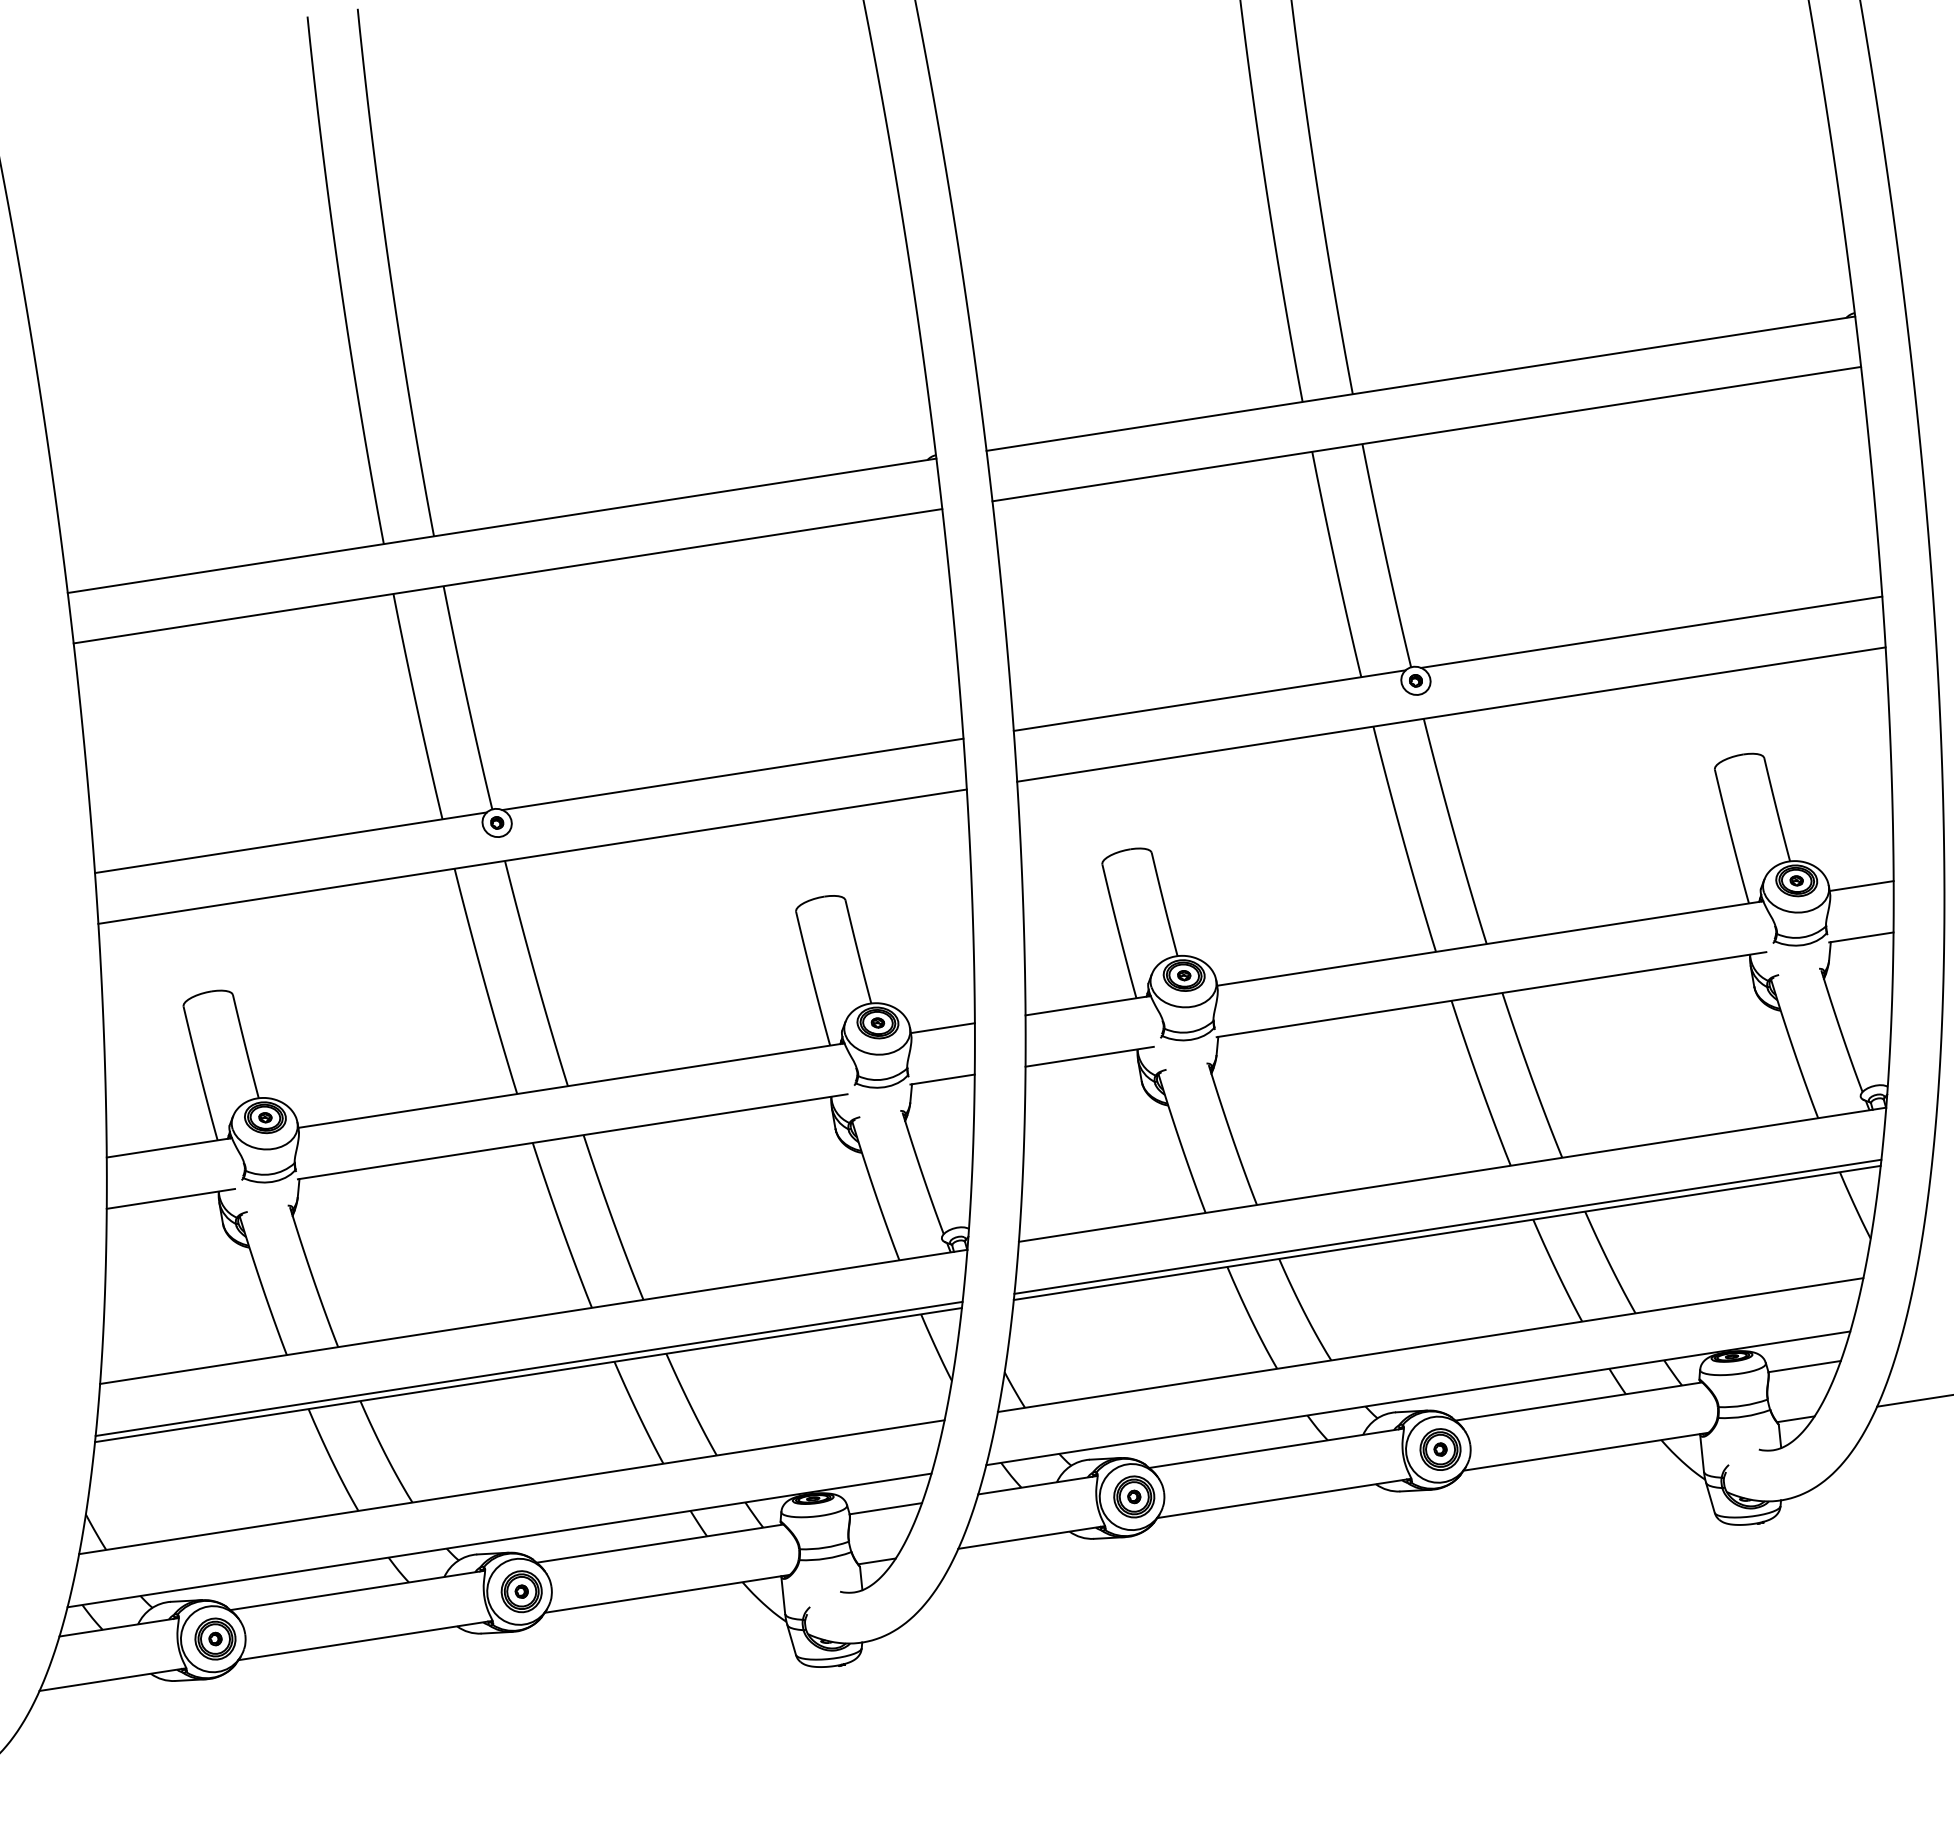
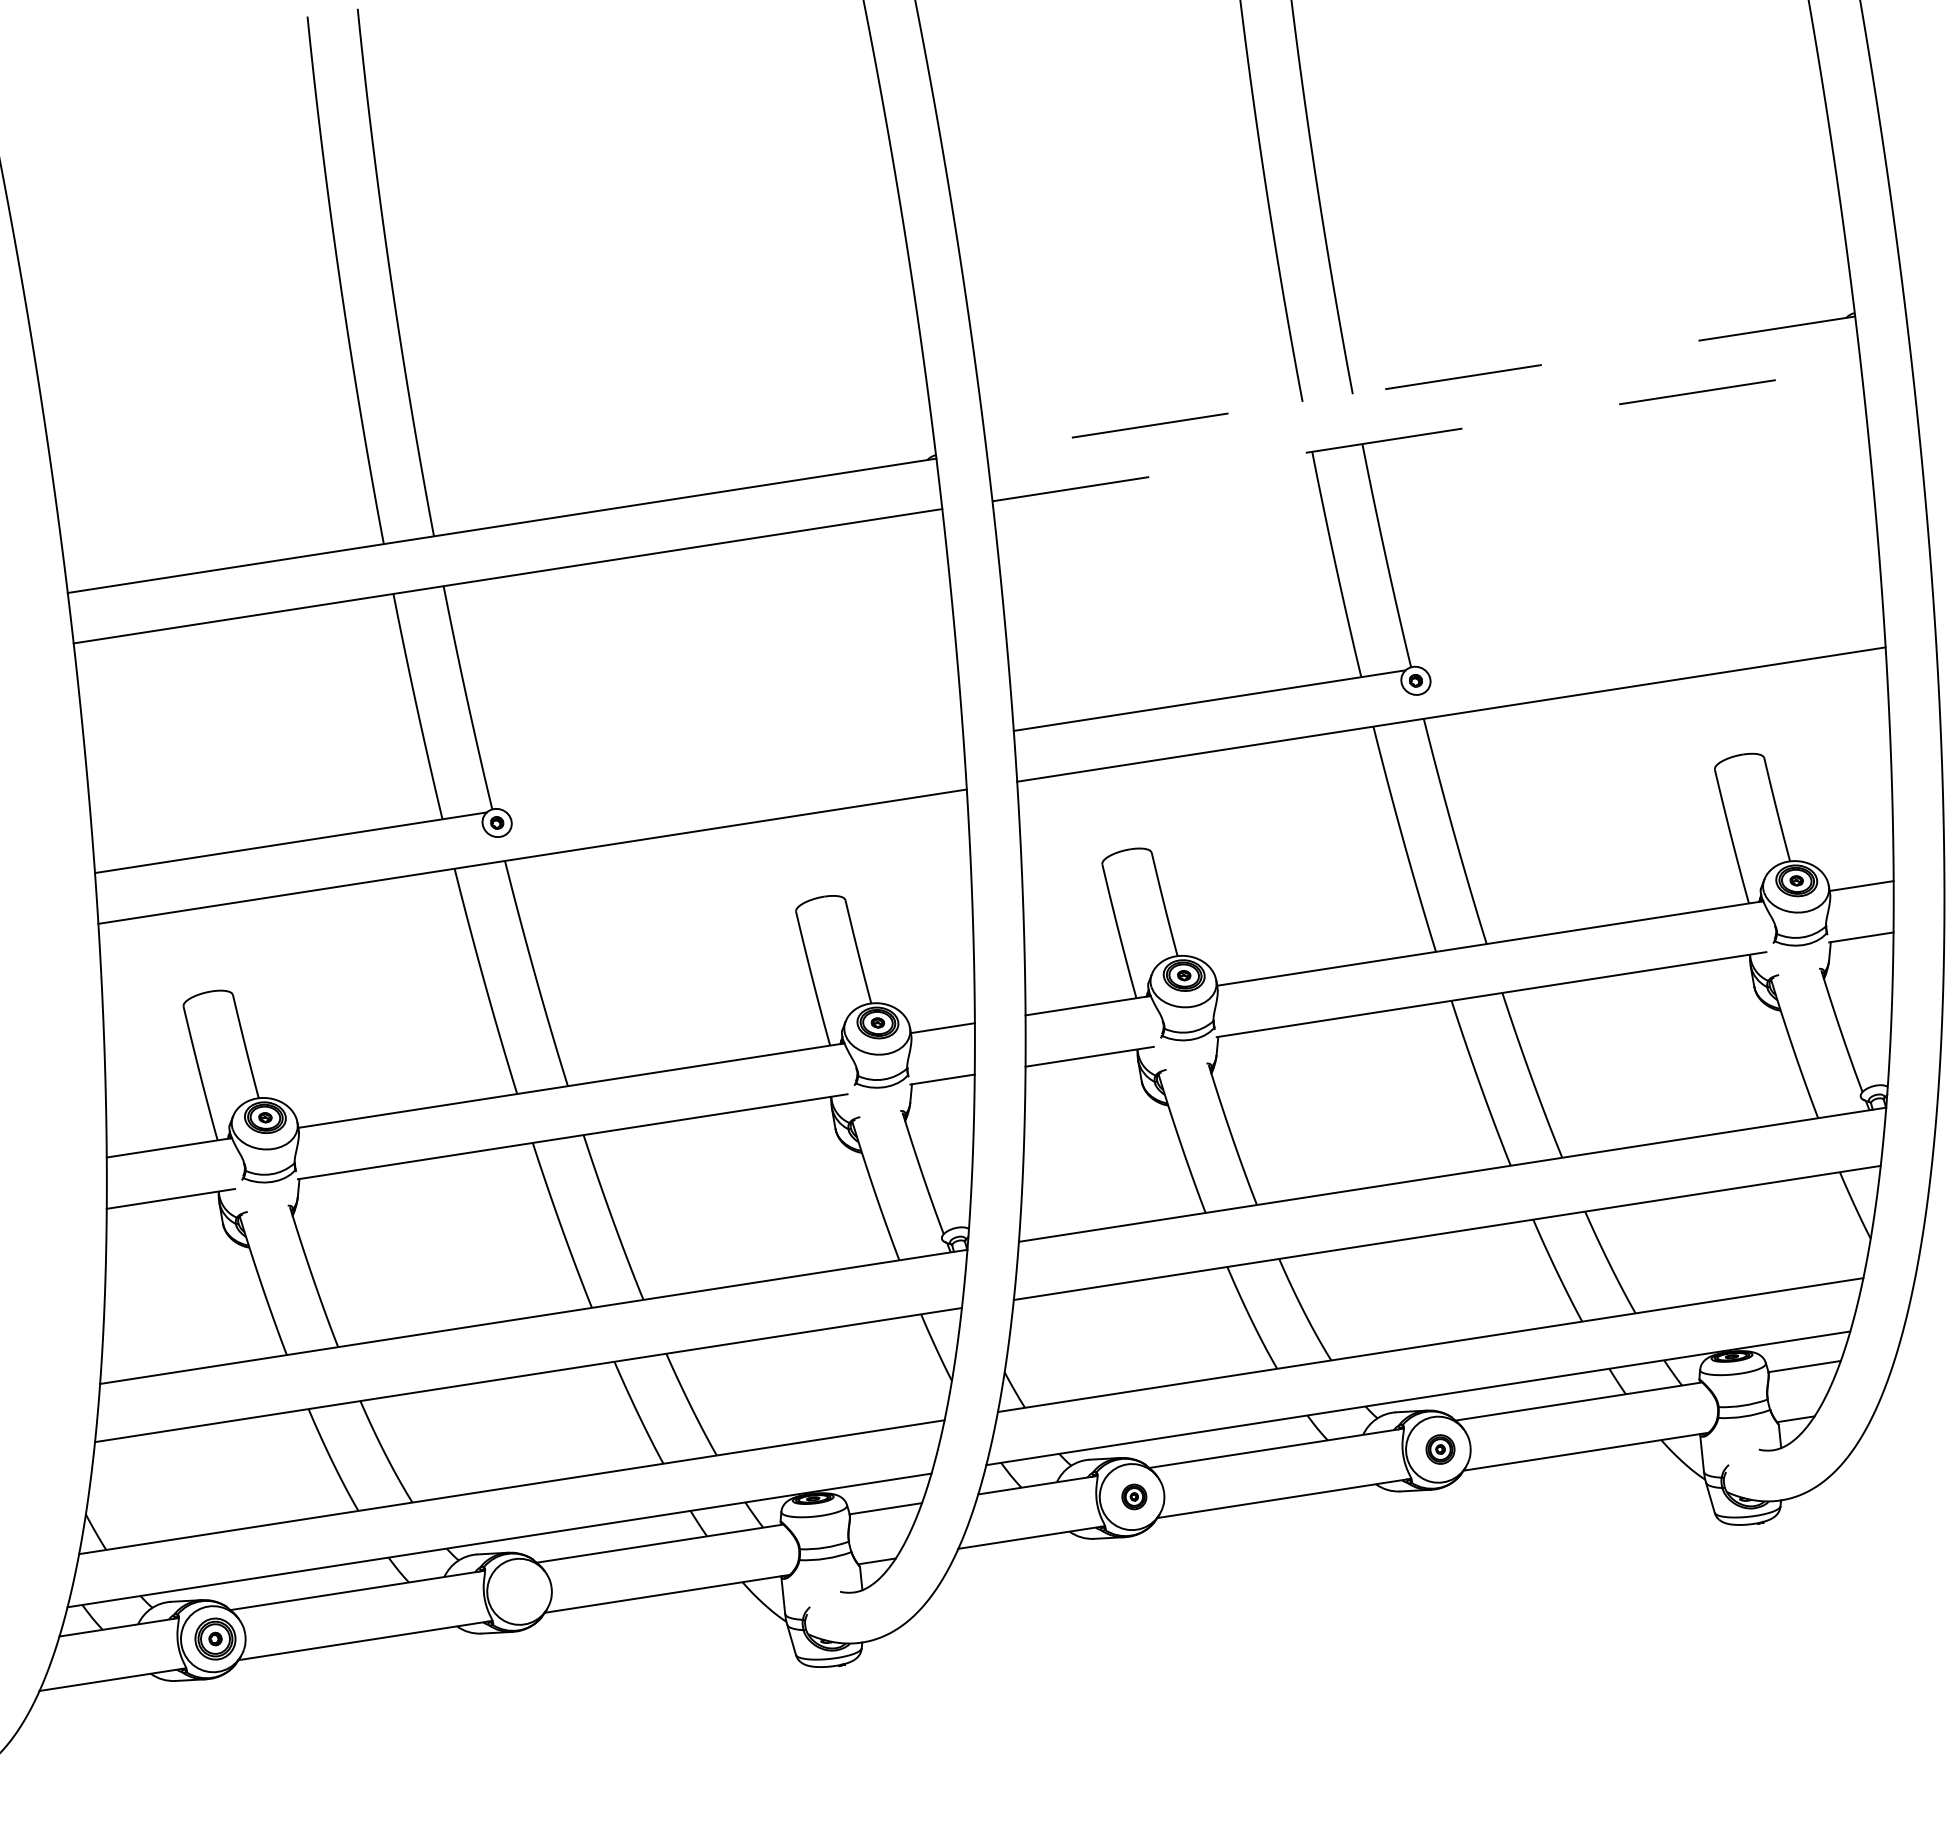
line: solid -> dashed (1420, 383)
line: solid -> dashed (1427, 434)
line: present -> none (1651, 631)
line: present -> none (732, 774)
line: present -> none (1447, 1226)
line: present -> none (528, 1368)
line: present -> none (1913, 1400)
part size: 43x43 px -> 31x31 px (1440, 1449)
part size: 43x44 px -> 27x28 px (1134, 1496)
part: present -> none (521, 1591)
